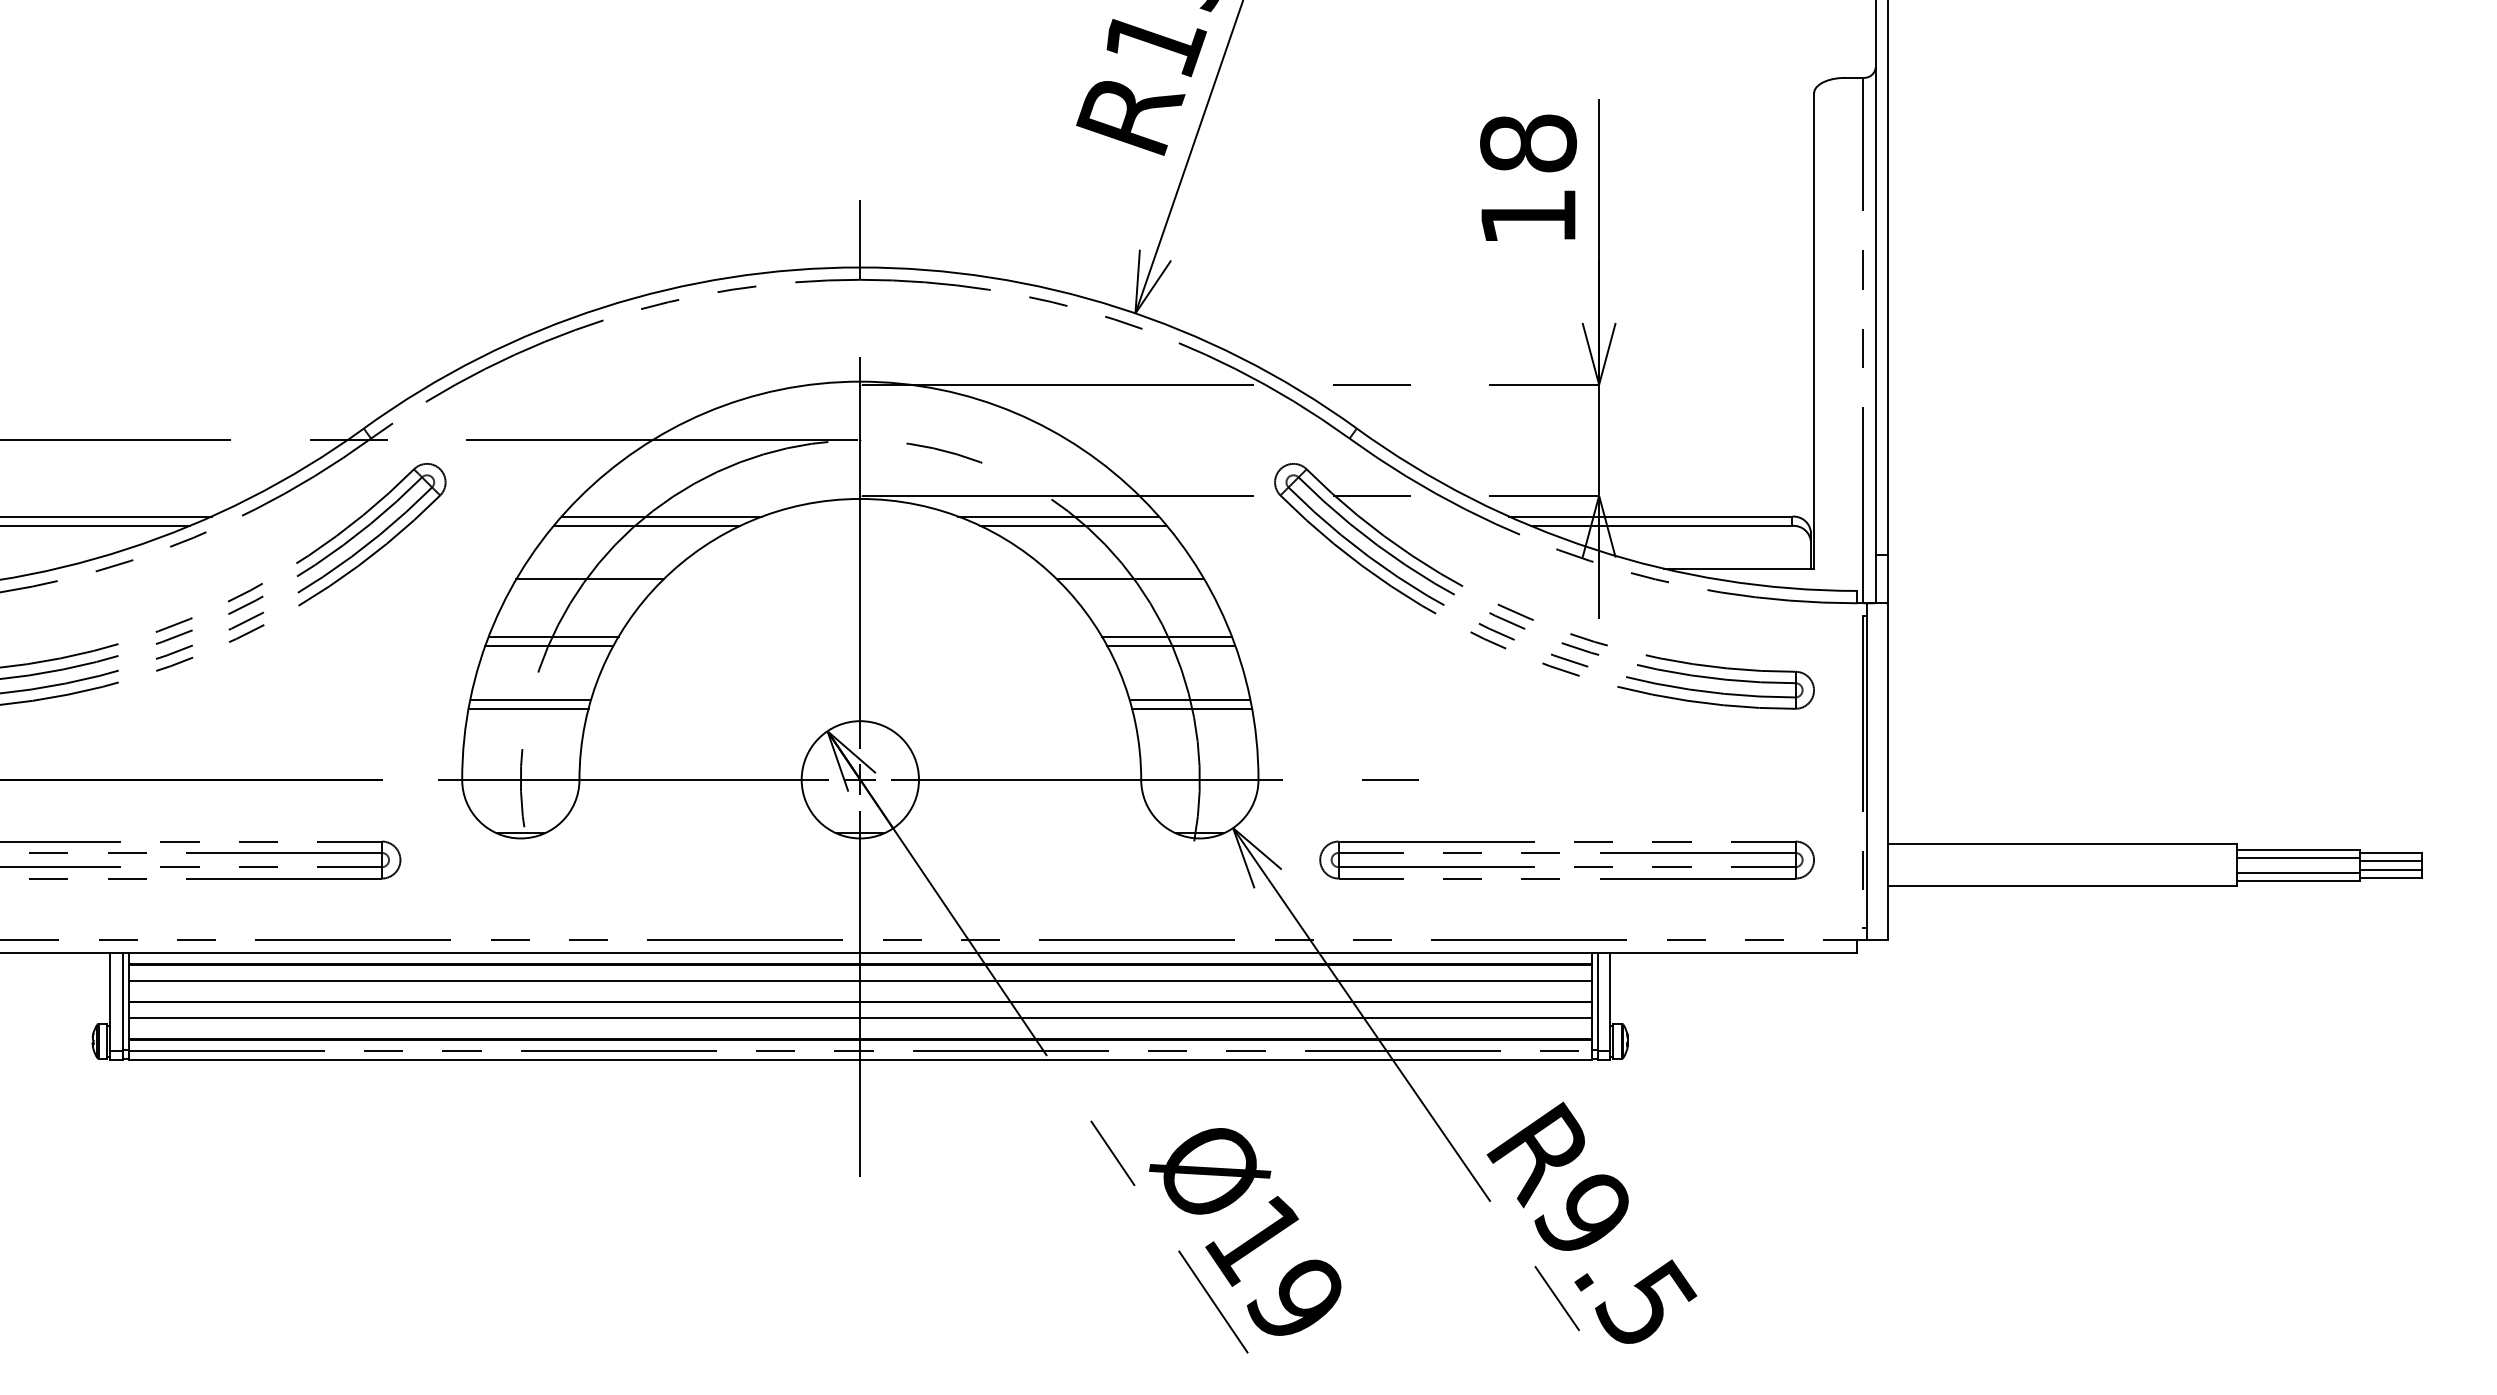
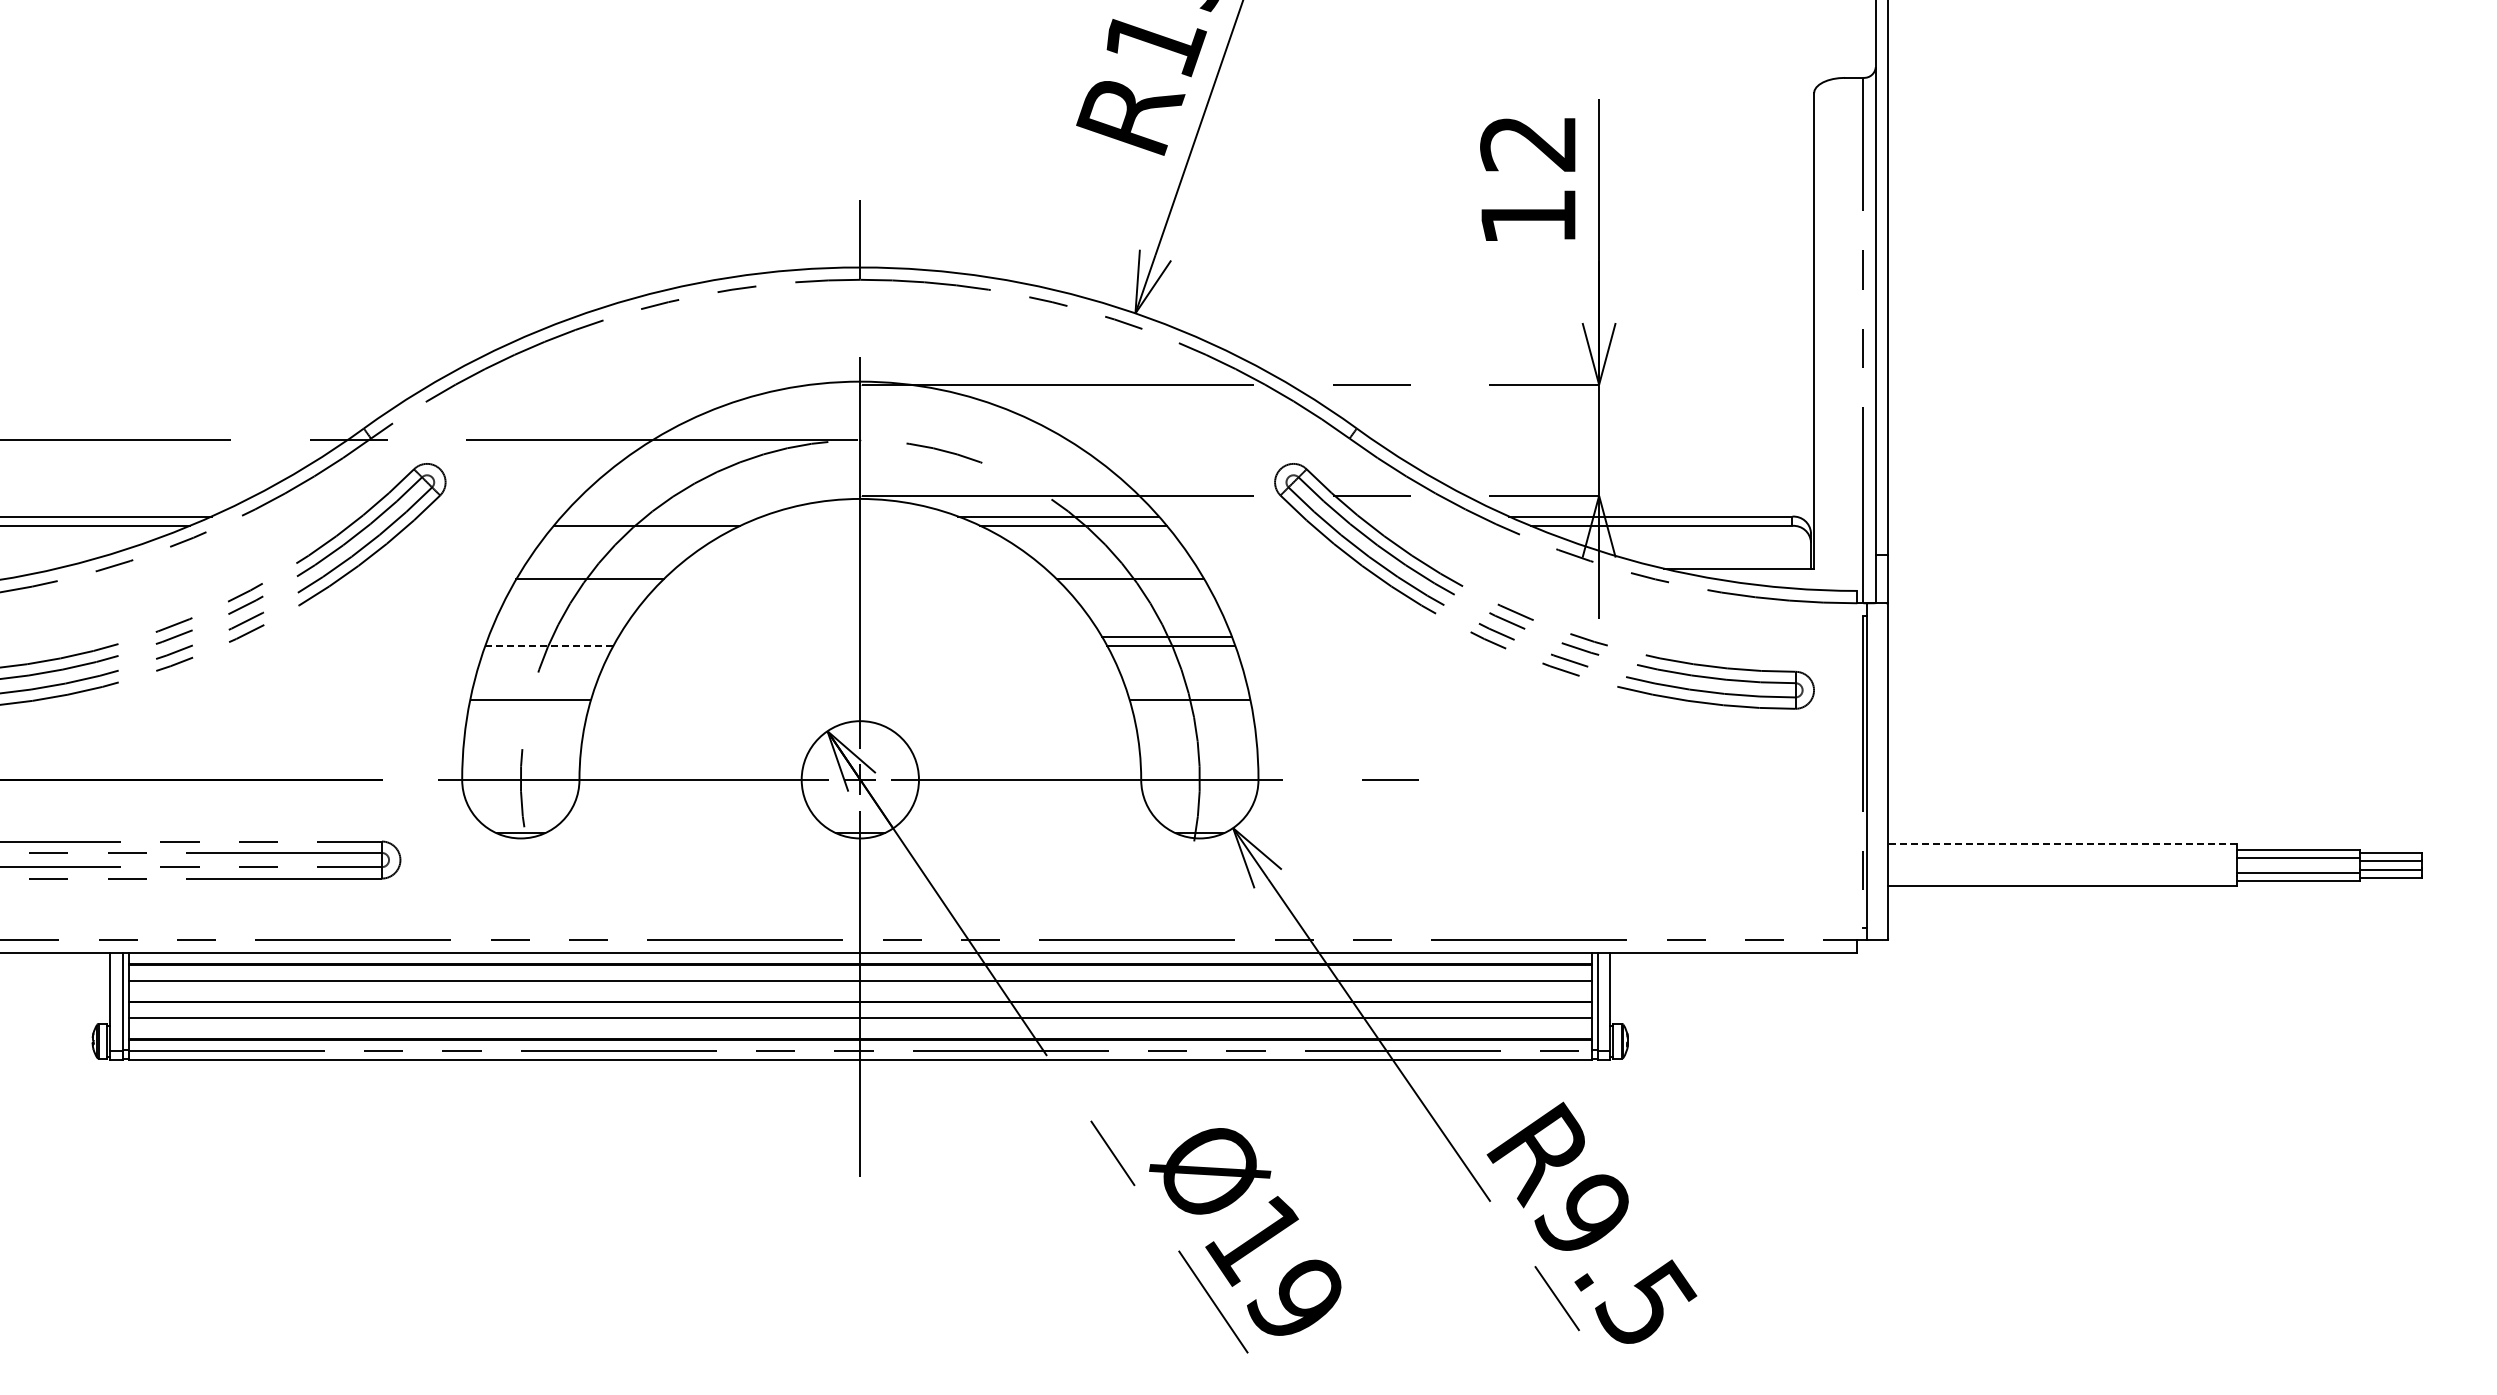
text: 18 -> 12 (1528, 143)
line: present -> none (661, 516)
line: present -> none (553, 636)
line: solid -> dashed (549, 646)
line: present -> none (528, 708)
line: present -> none (1192, 708)
line: solid -> dashed (2062, 844)
part: present -> none (1559, 853)
